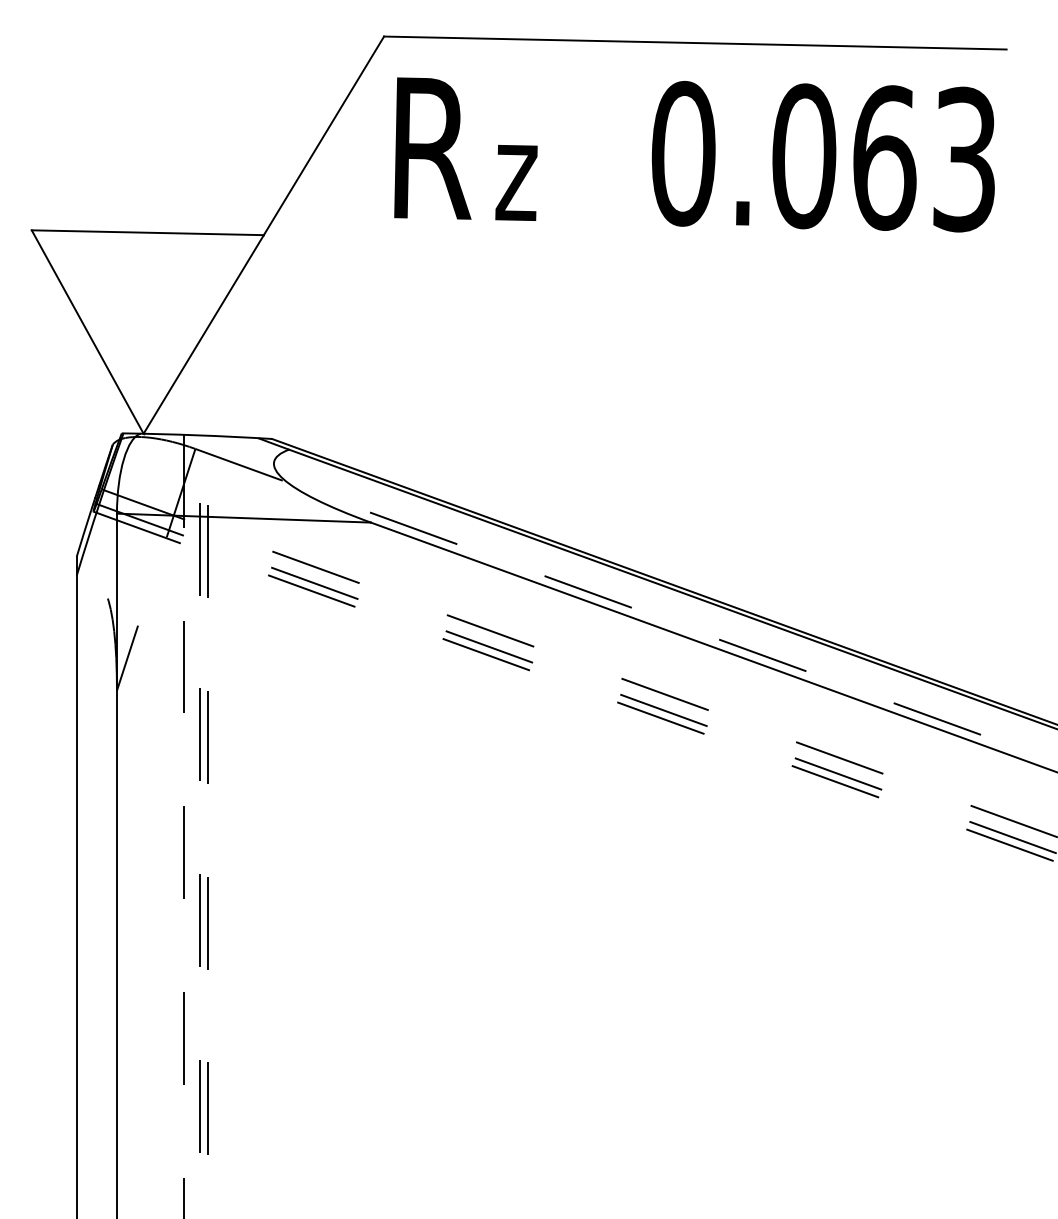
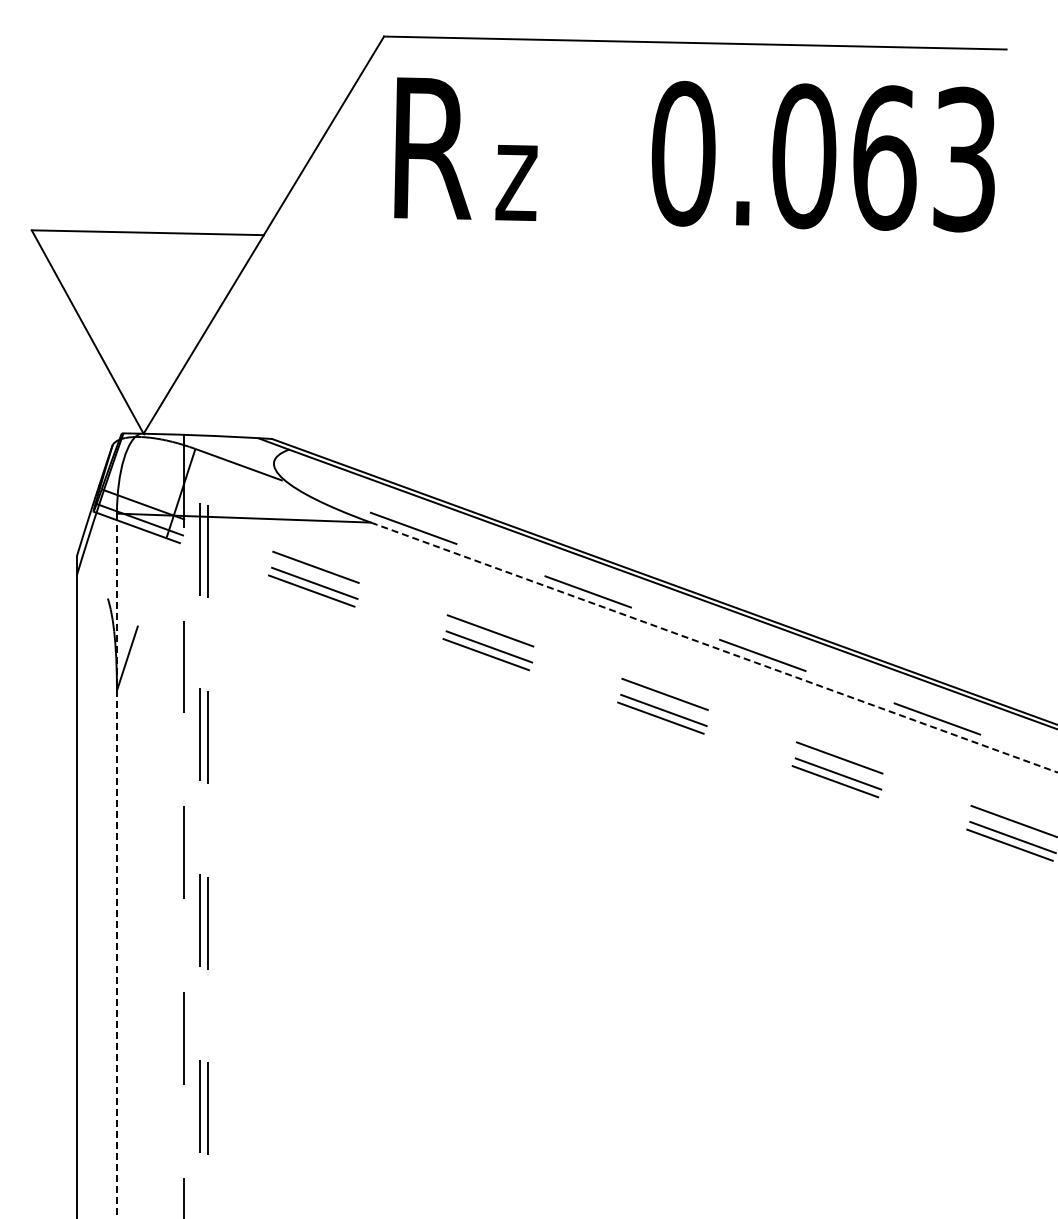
line: solid -> dashed (714, 647)
line: solid -> dashed (116, 866)
